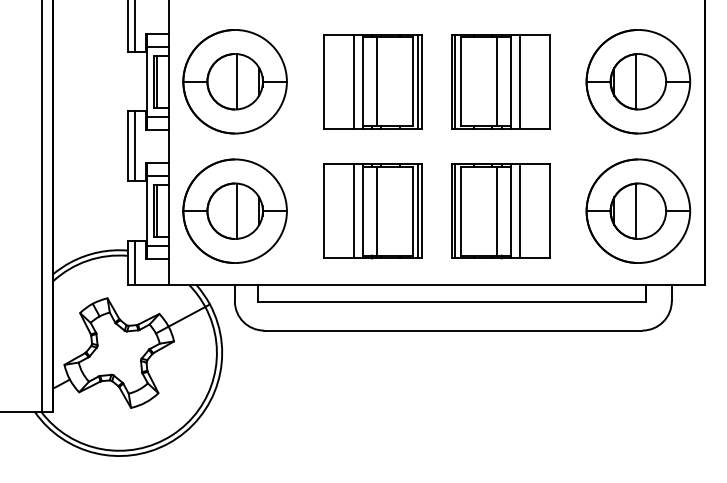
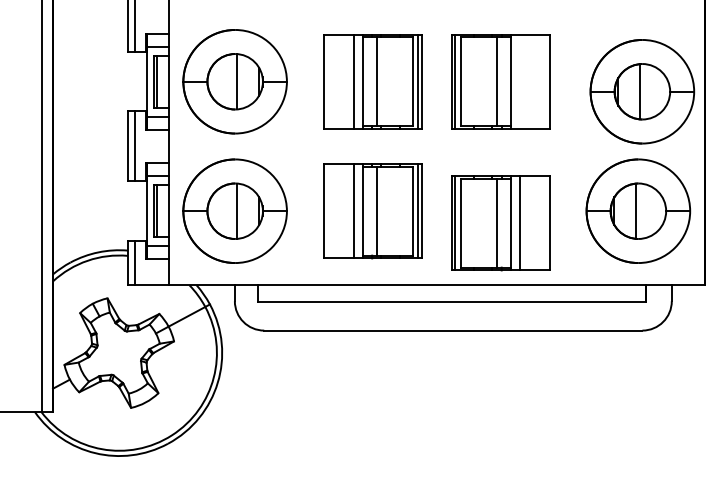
line: present -> none (520, 81)
part position: (638, 81) -> (642, 91) (642, 91)
part position: (500, 211) -> (500, 223) (500, 223)
